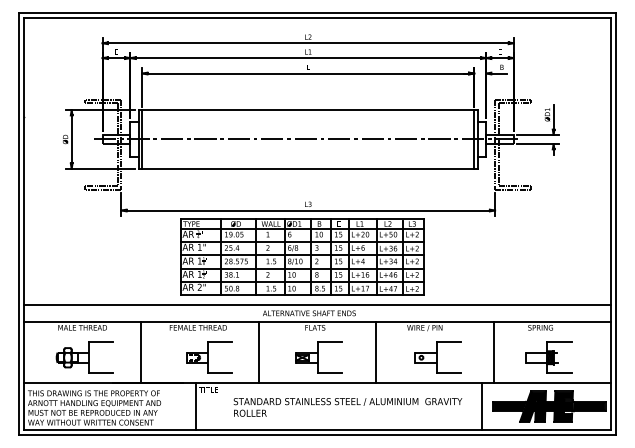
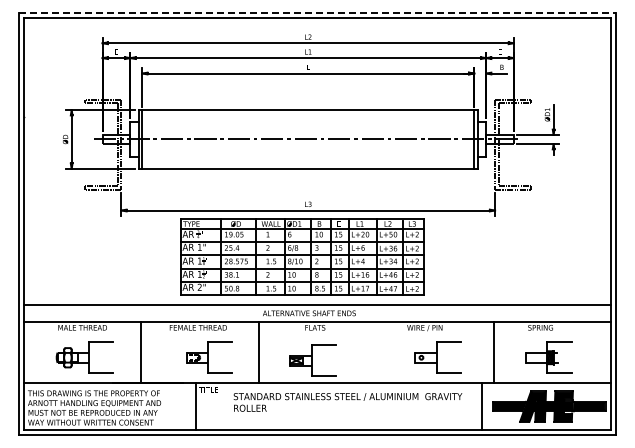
line: solid -> dashed (317, 13)
line: present -> none (376, 352)
part position: (318, 357) -> (312, 360) (312, 360)
text position: (347, 407) -> (347, 402) (347, 402)
